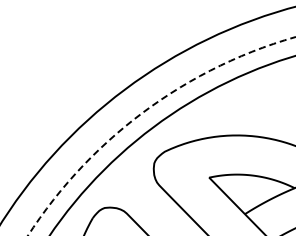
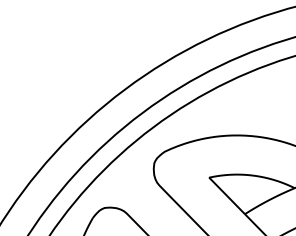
circle: dashed -> solid (161, 135)
